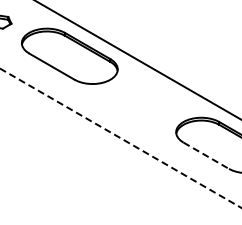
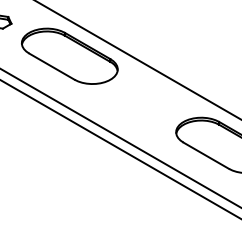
line: dashed -> solid (120, 138)
line: none -> present (120, 149)
line: dashed -> solid (206, 155)
